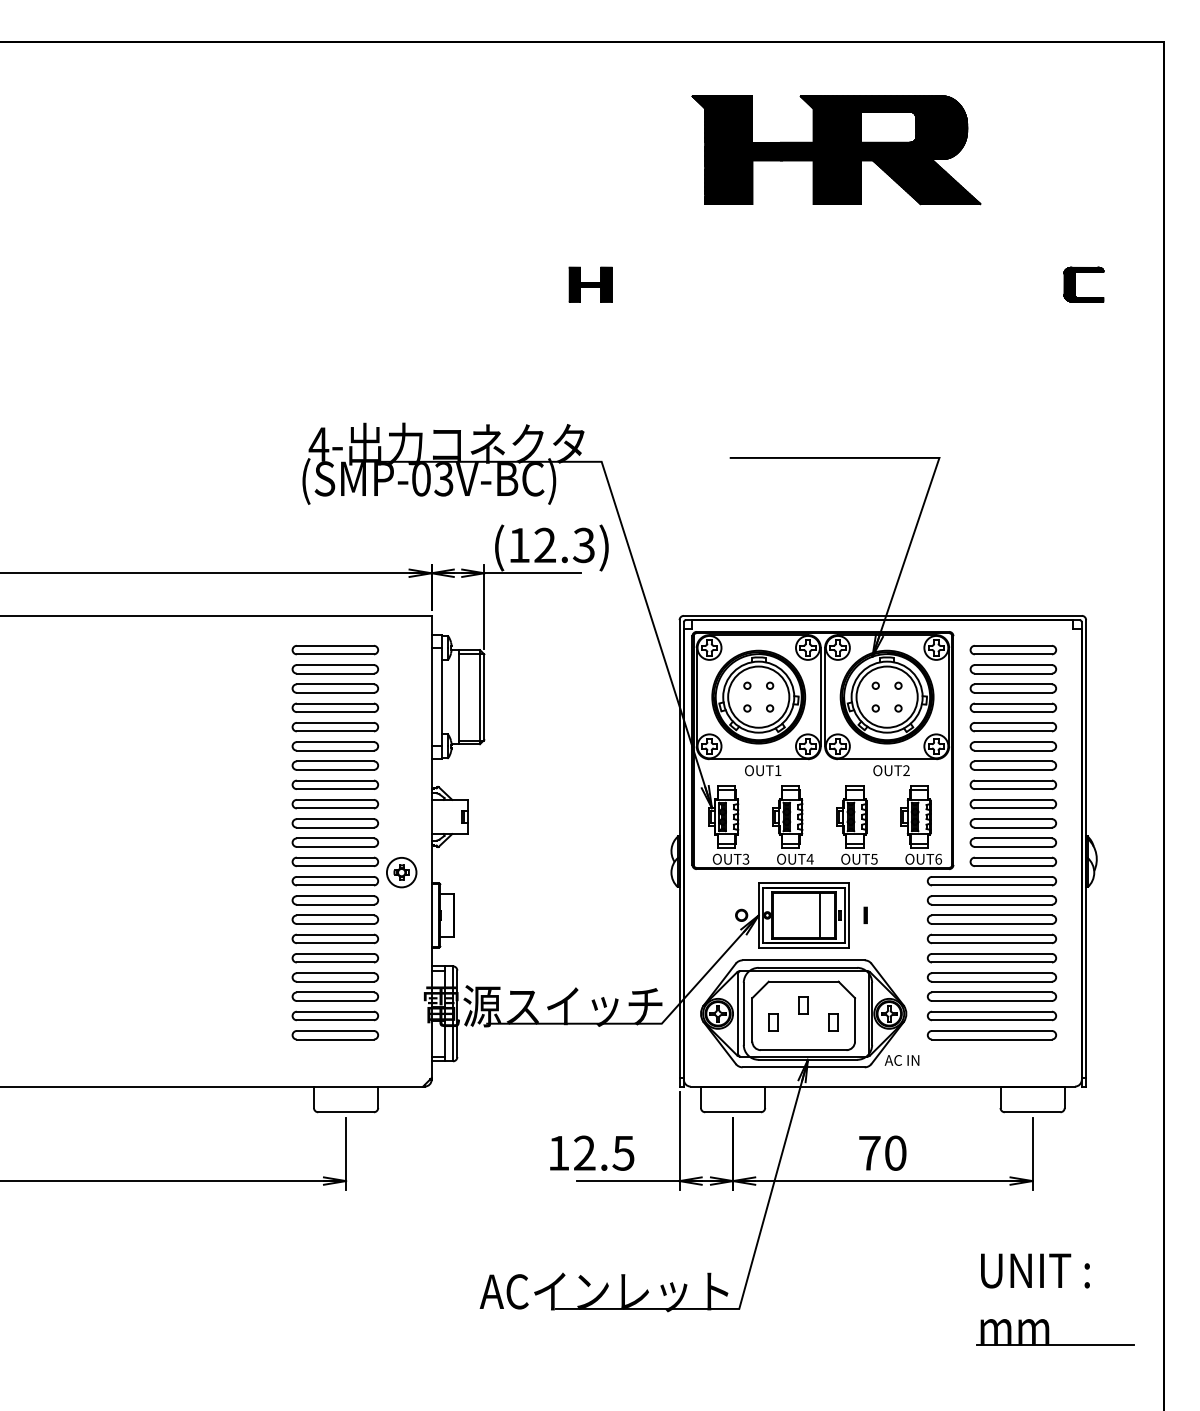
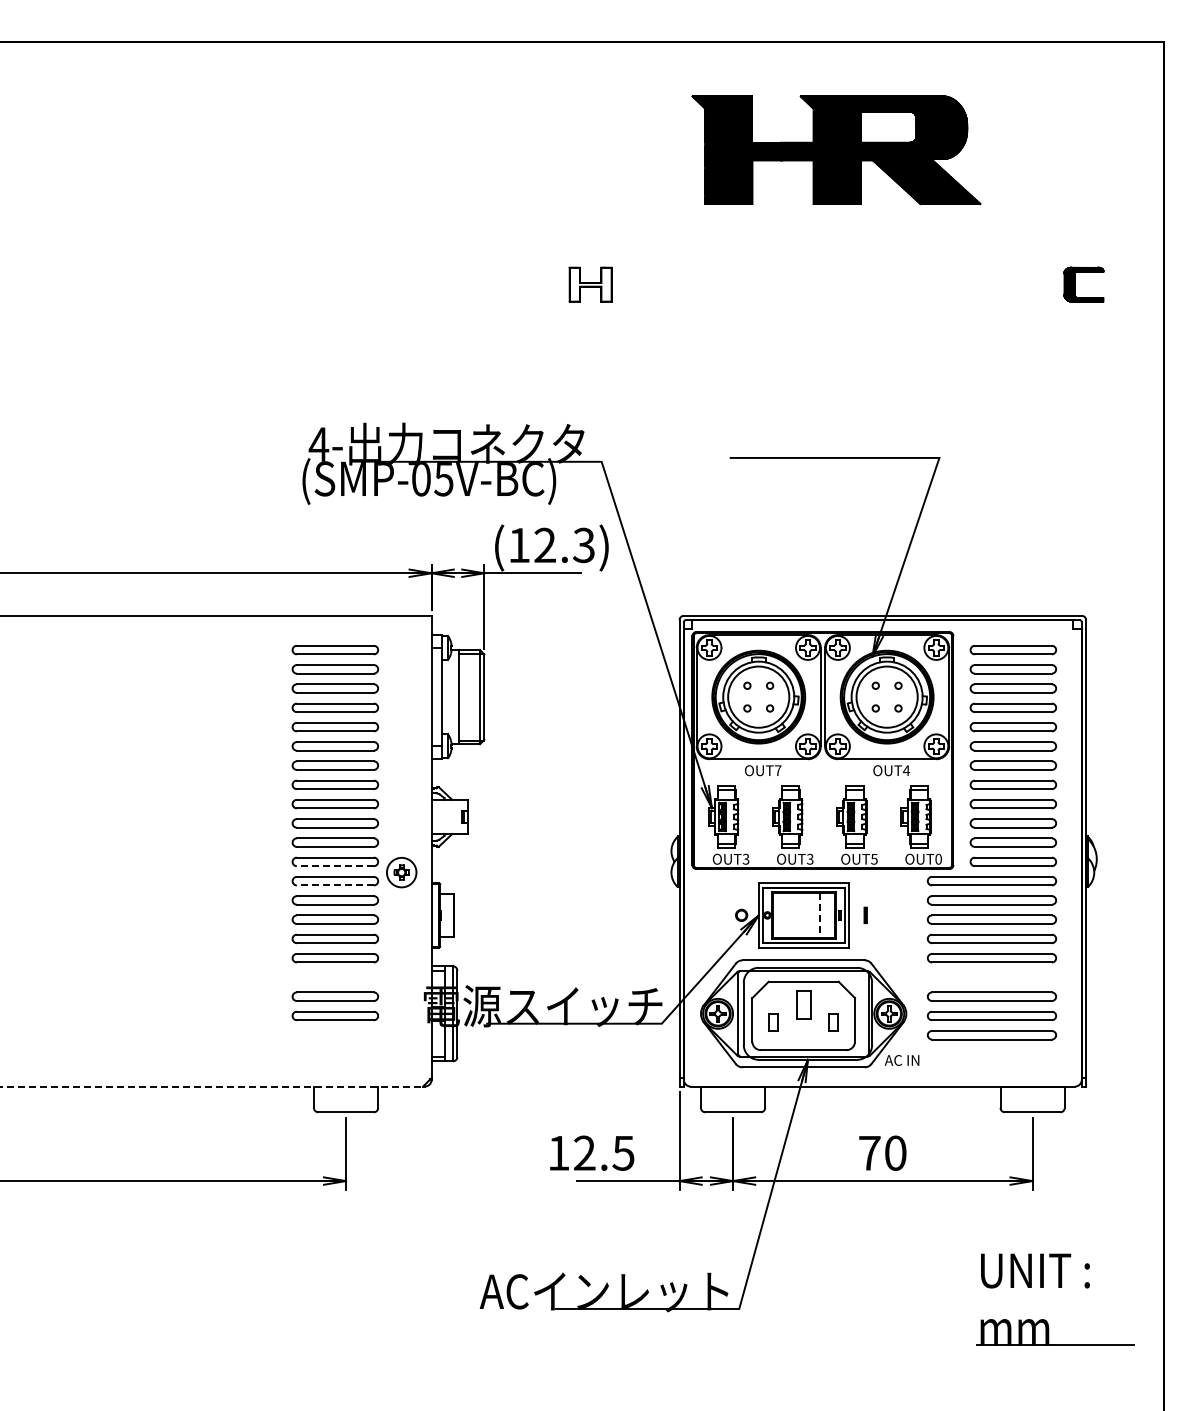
fill: present -> none (590, 284)
text: (SMP-03V-BC) -> (SMP-05V-BC) (443, 479)
text: OUT1 -> OUT7 (778, 770)
text: OUT2 -> OUT4 (906, 770)
text: OUT4 -> OUT3 (809, 858)
text: OUT6 -> OUT0 (938, 858)
line: solid -> dashed (335, 866)
line: solid -> dashed (335, 885)
line: solid -> dashed (819, 915)
part: present -> none (335, 977)
part: present -> none (991, 977)
part size: 11x19 px -> 16x30 px (803, 1004)
part: present -> none (335, 1035)
line: solid -> dashed (212, 1086)
